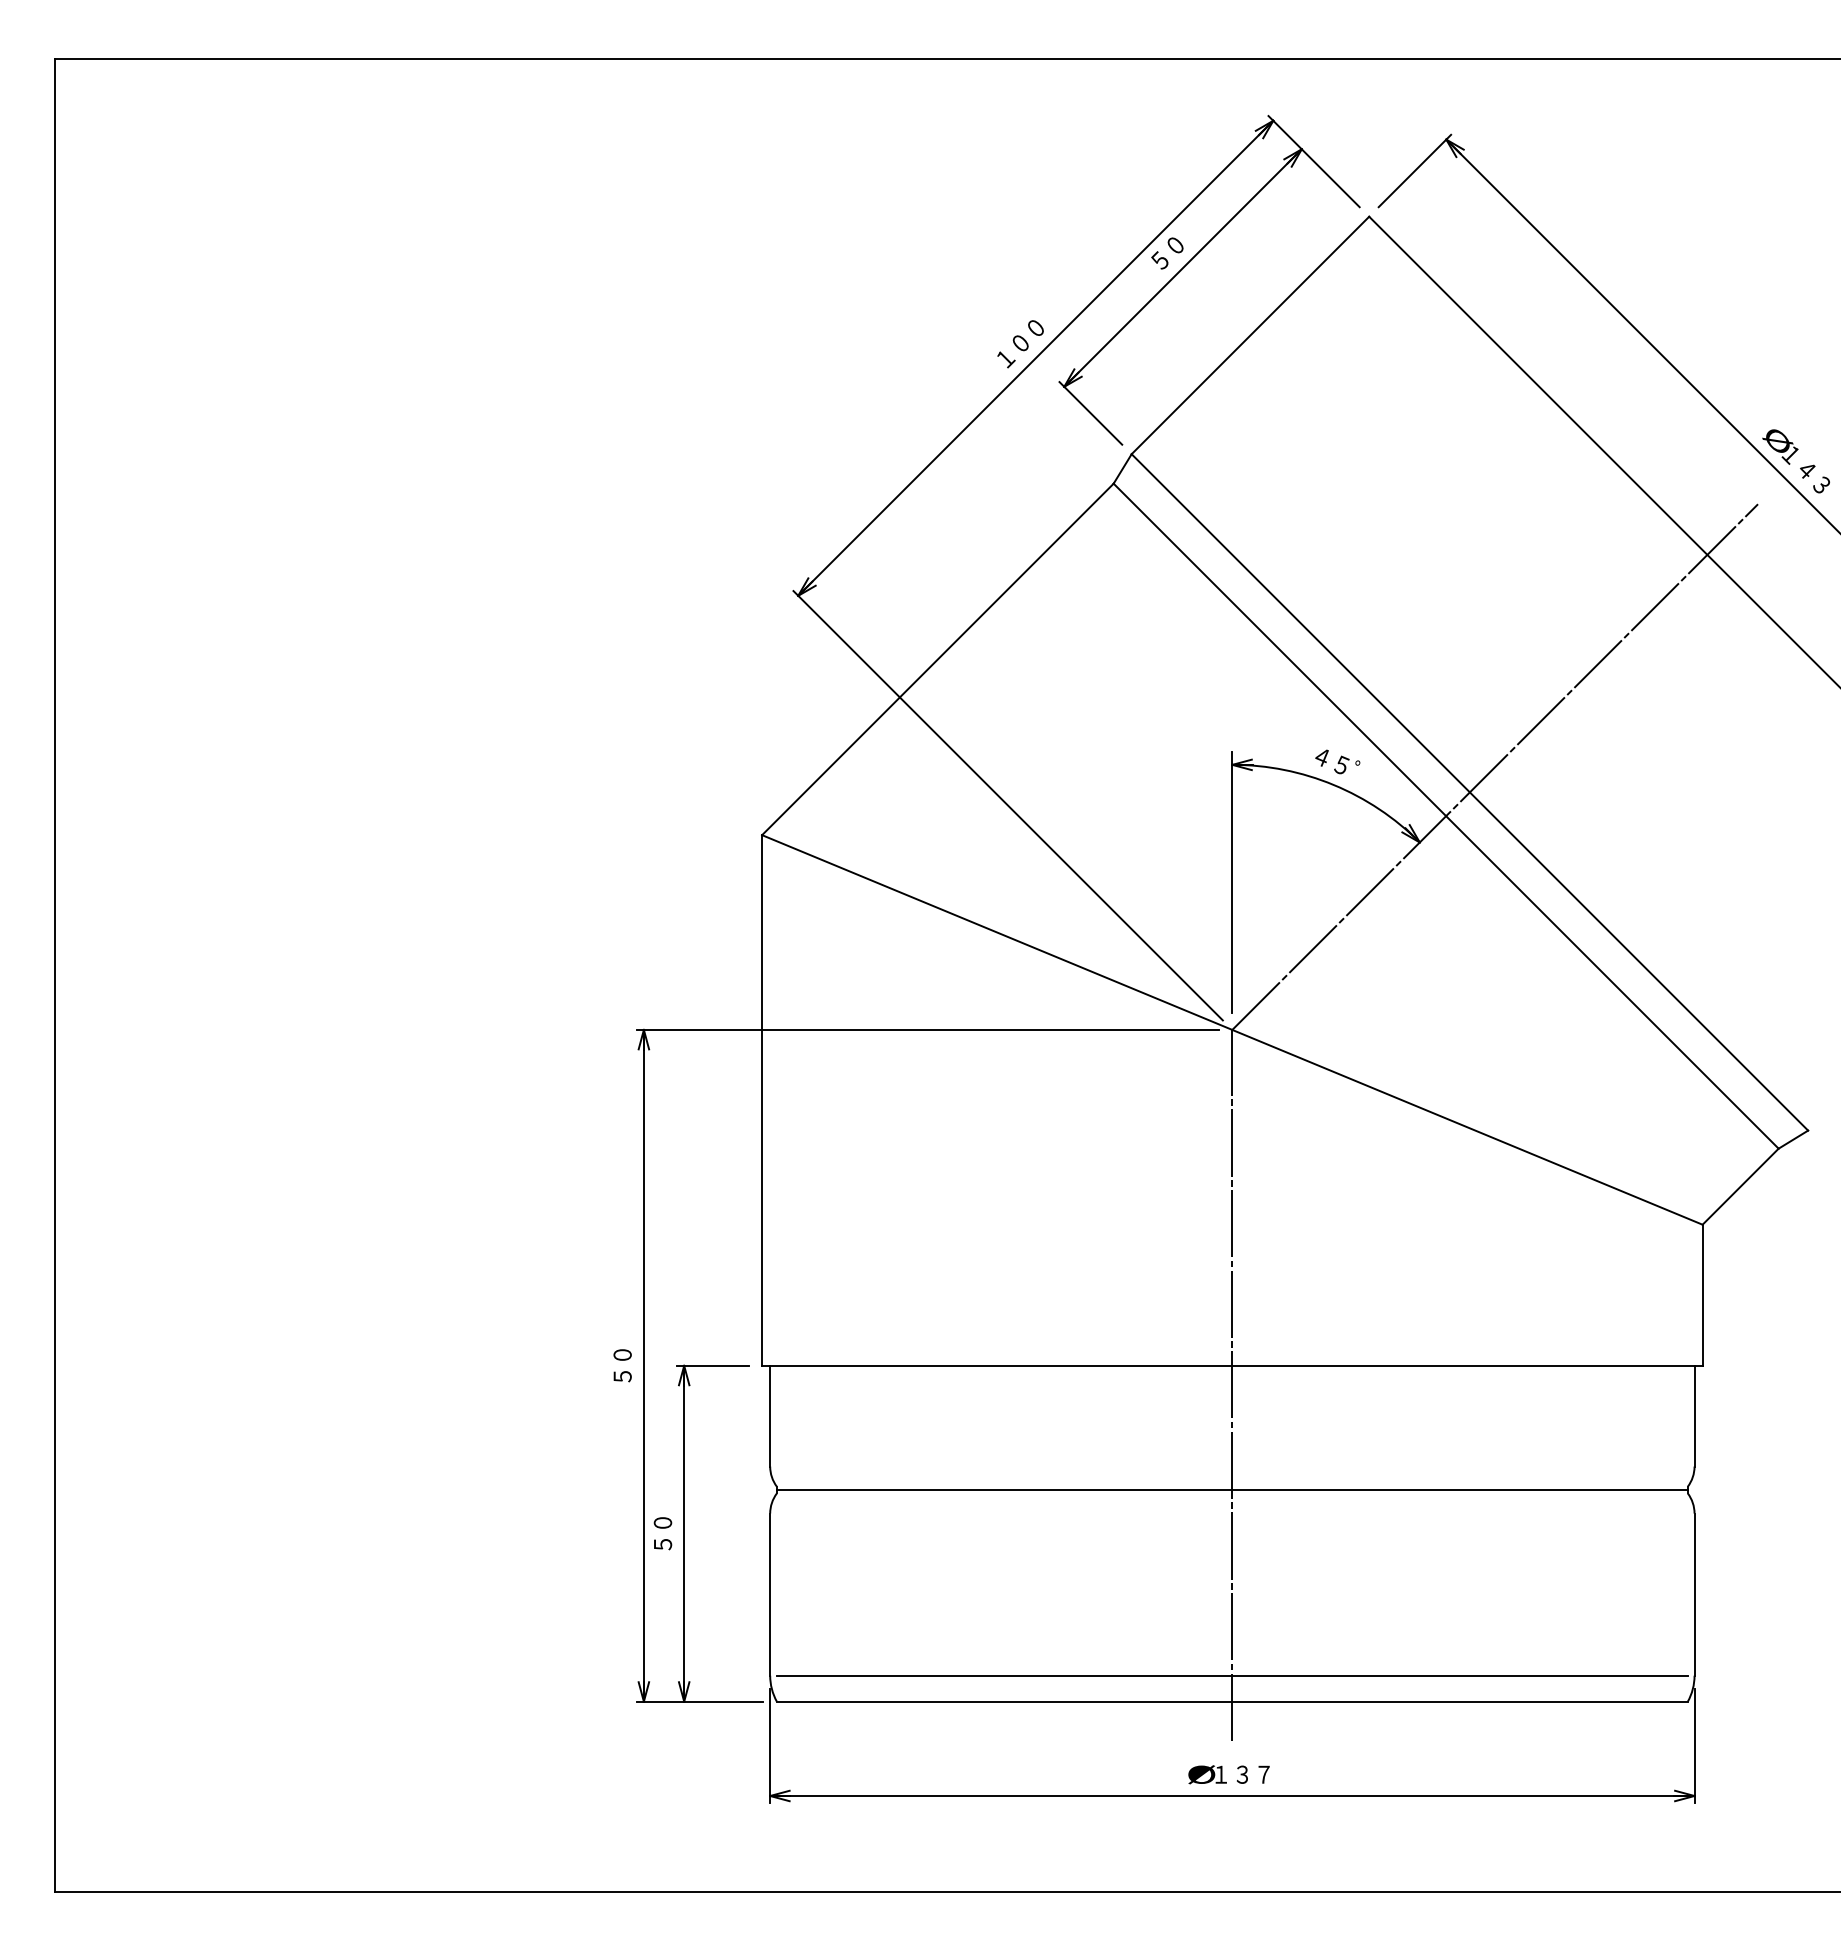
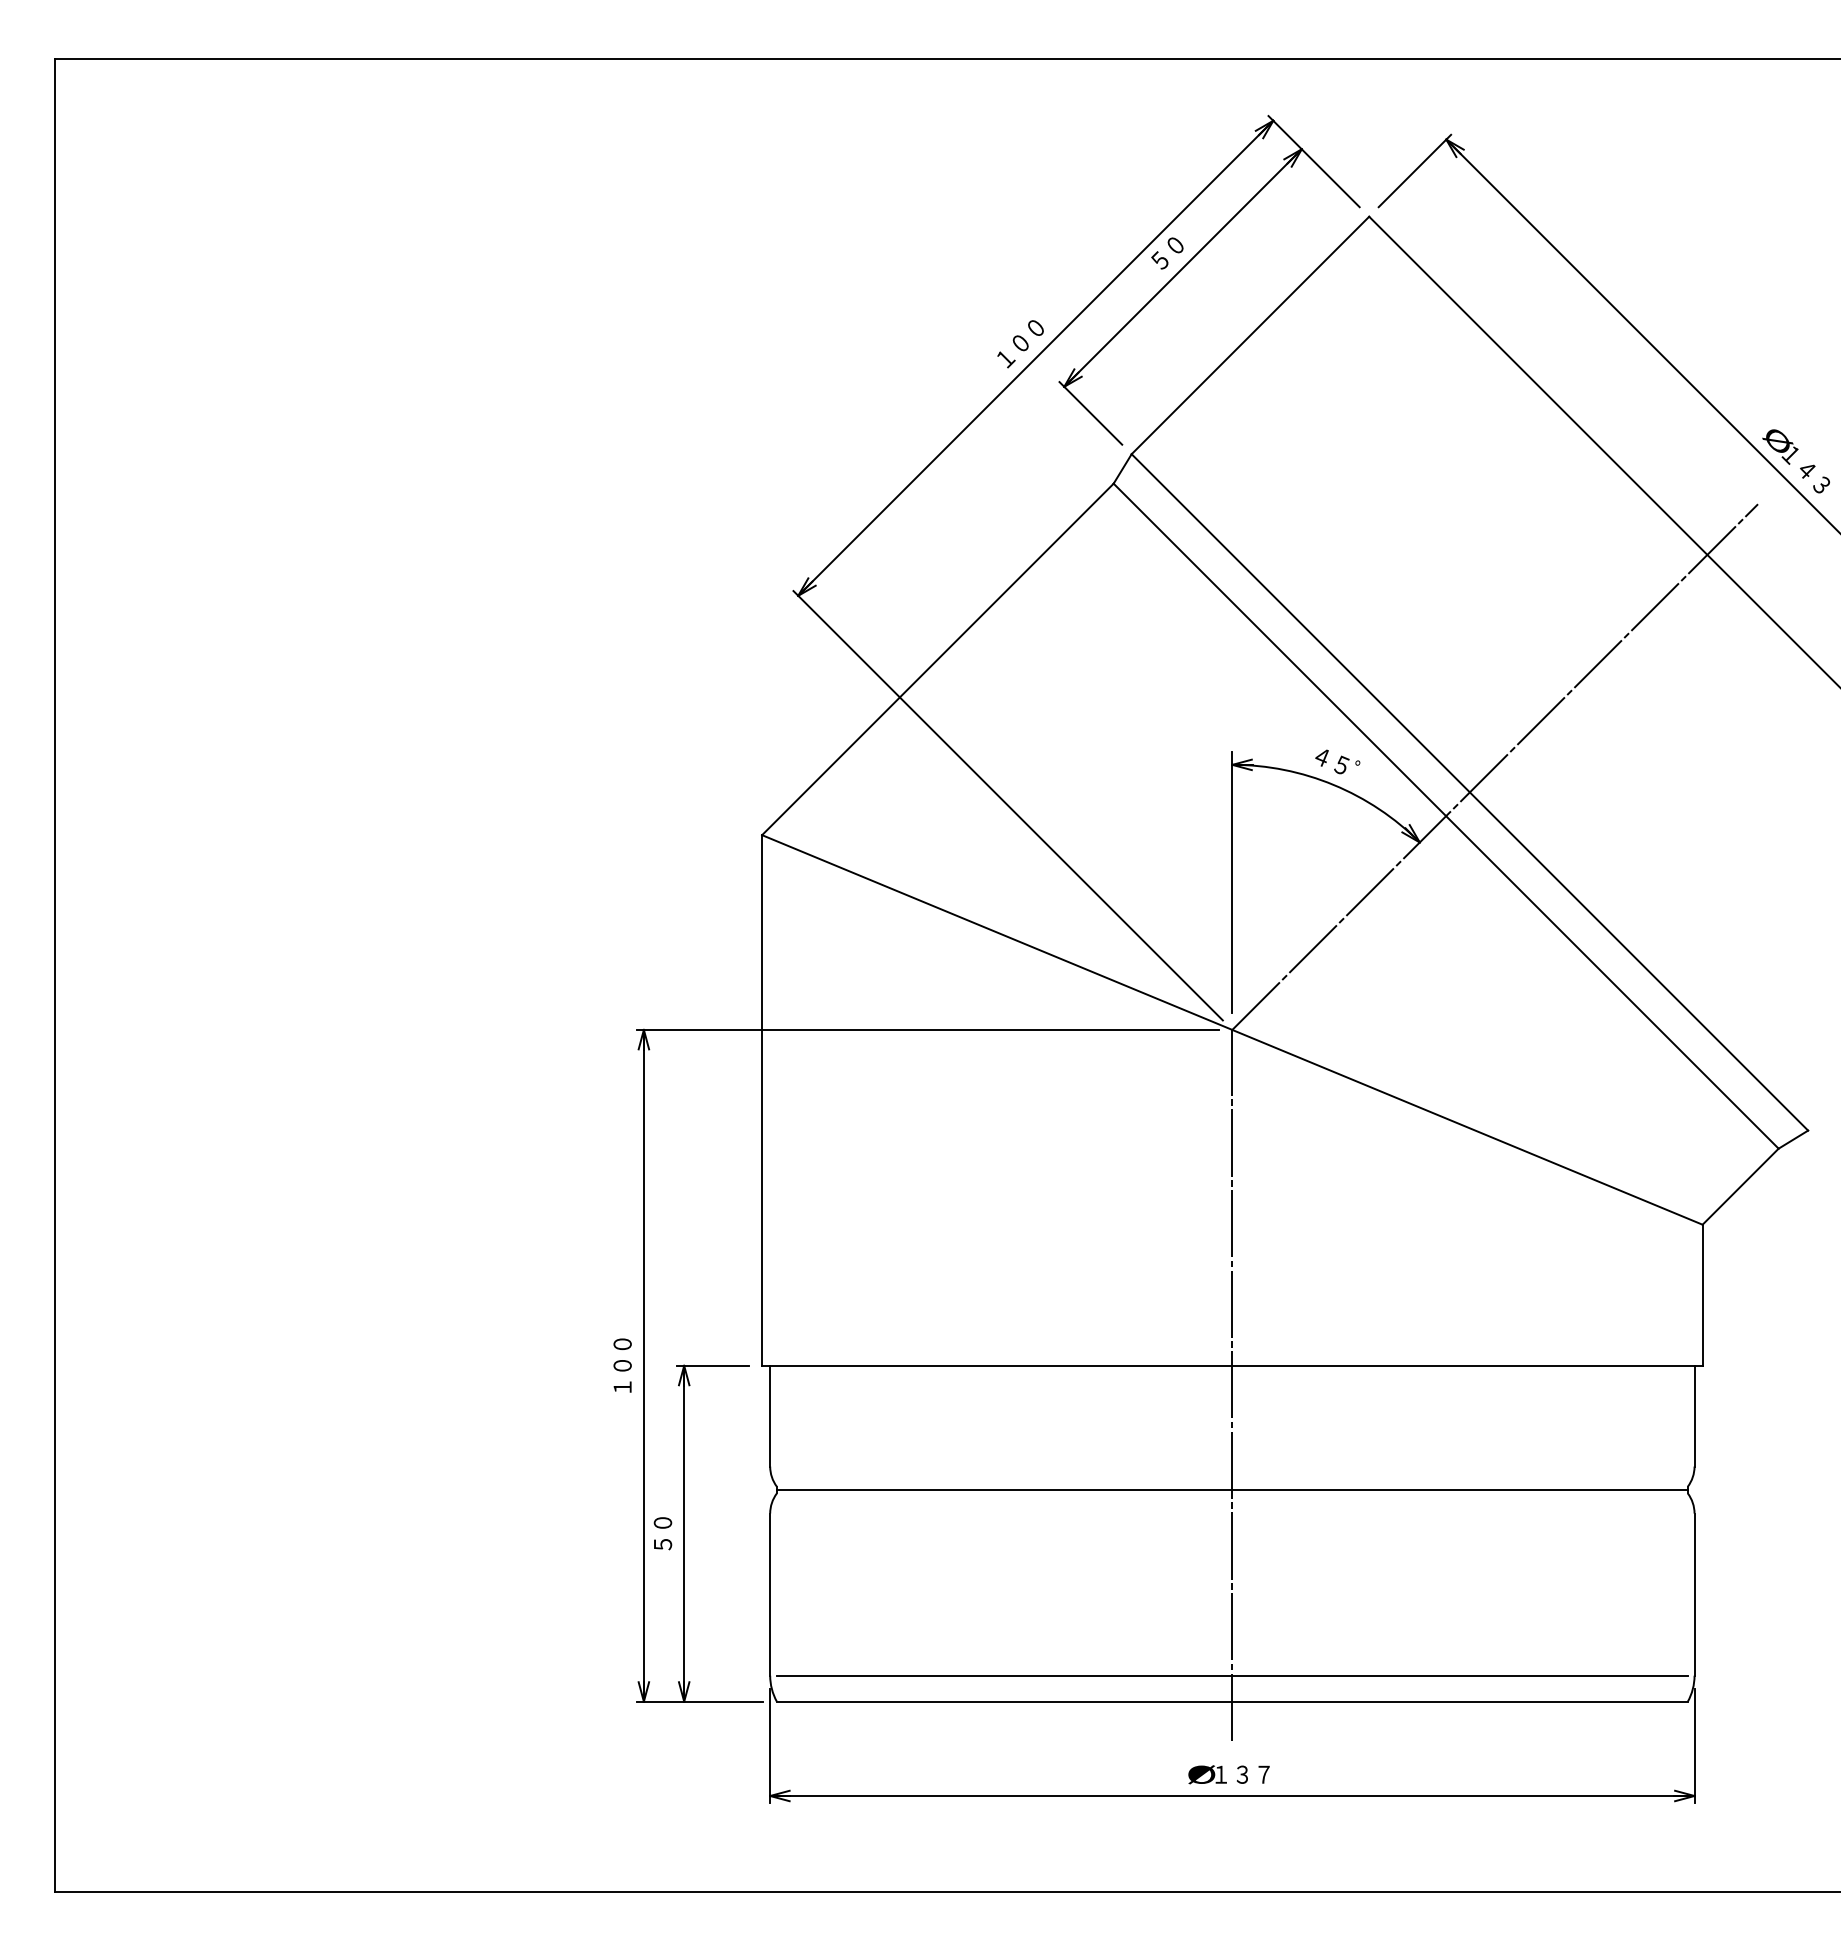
text: ５０ -> １００ (622, 1365)
